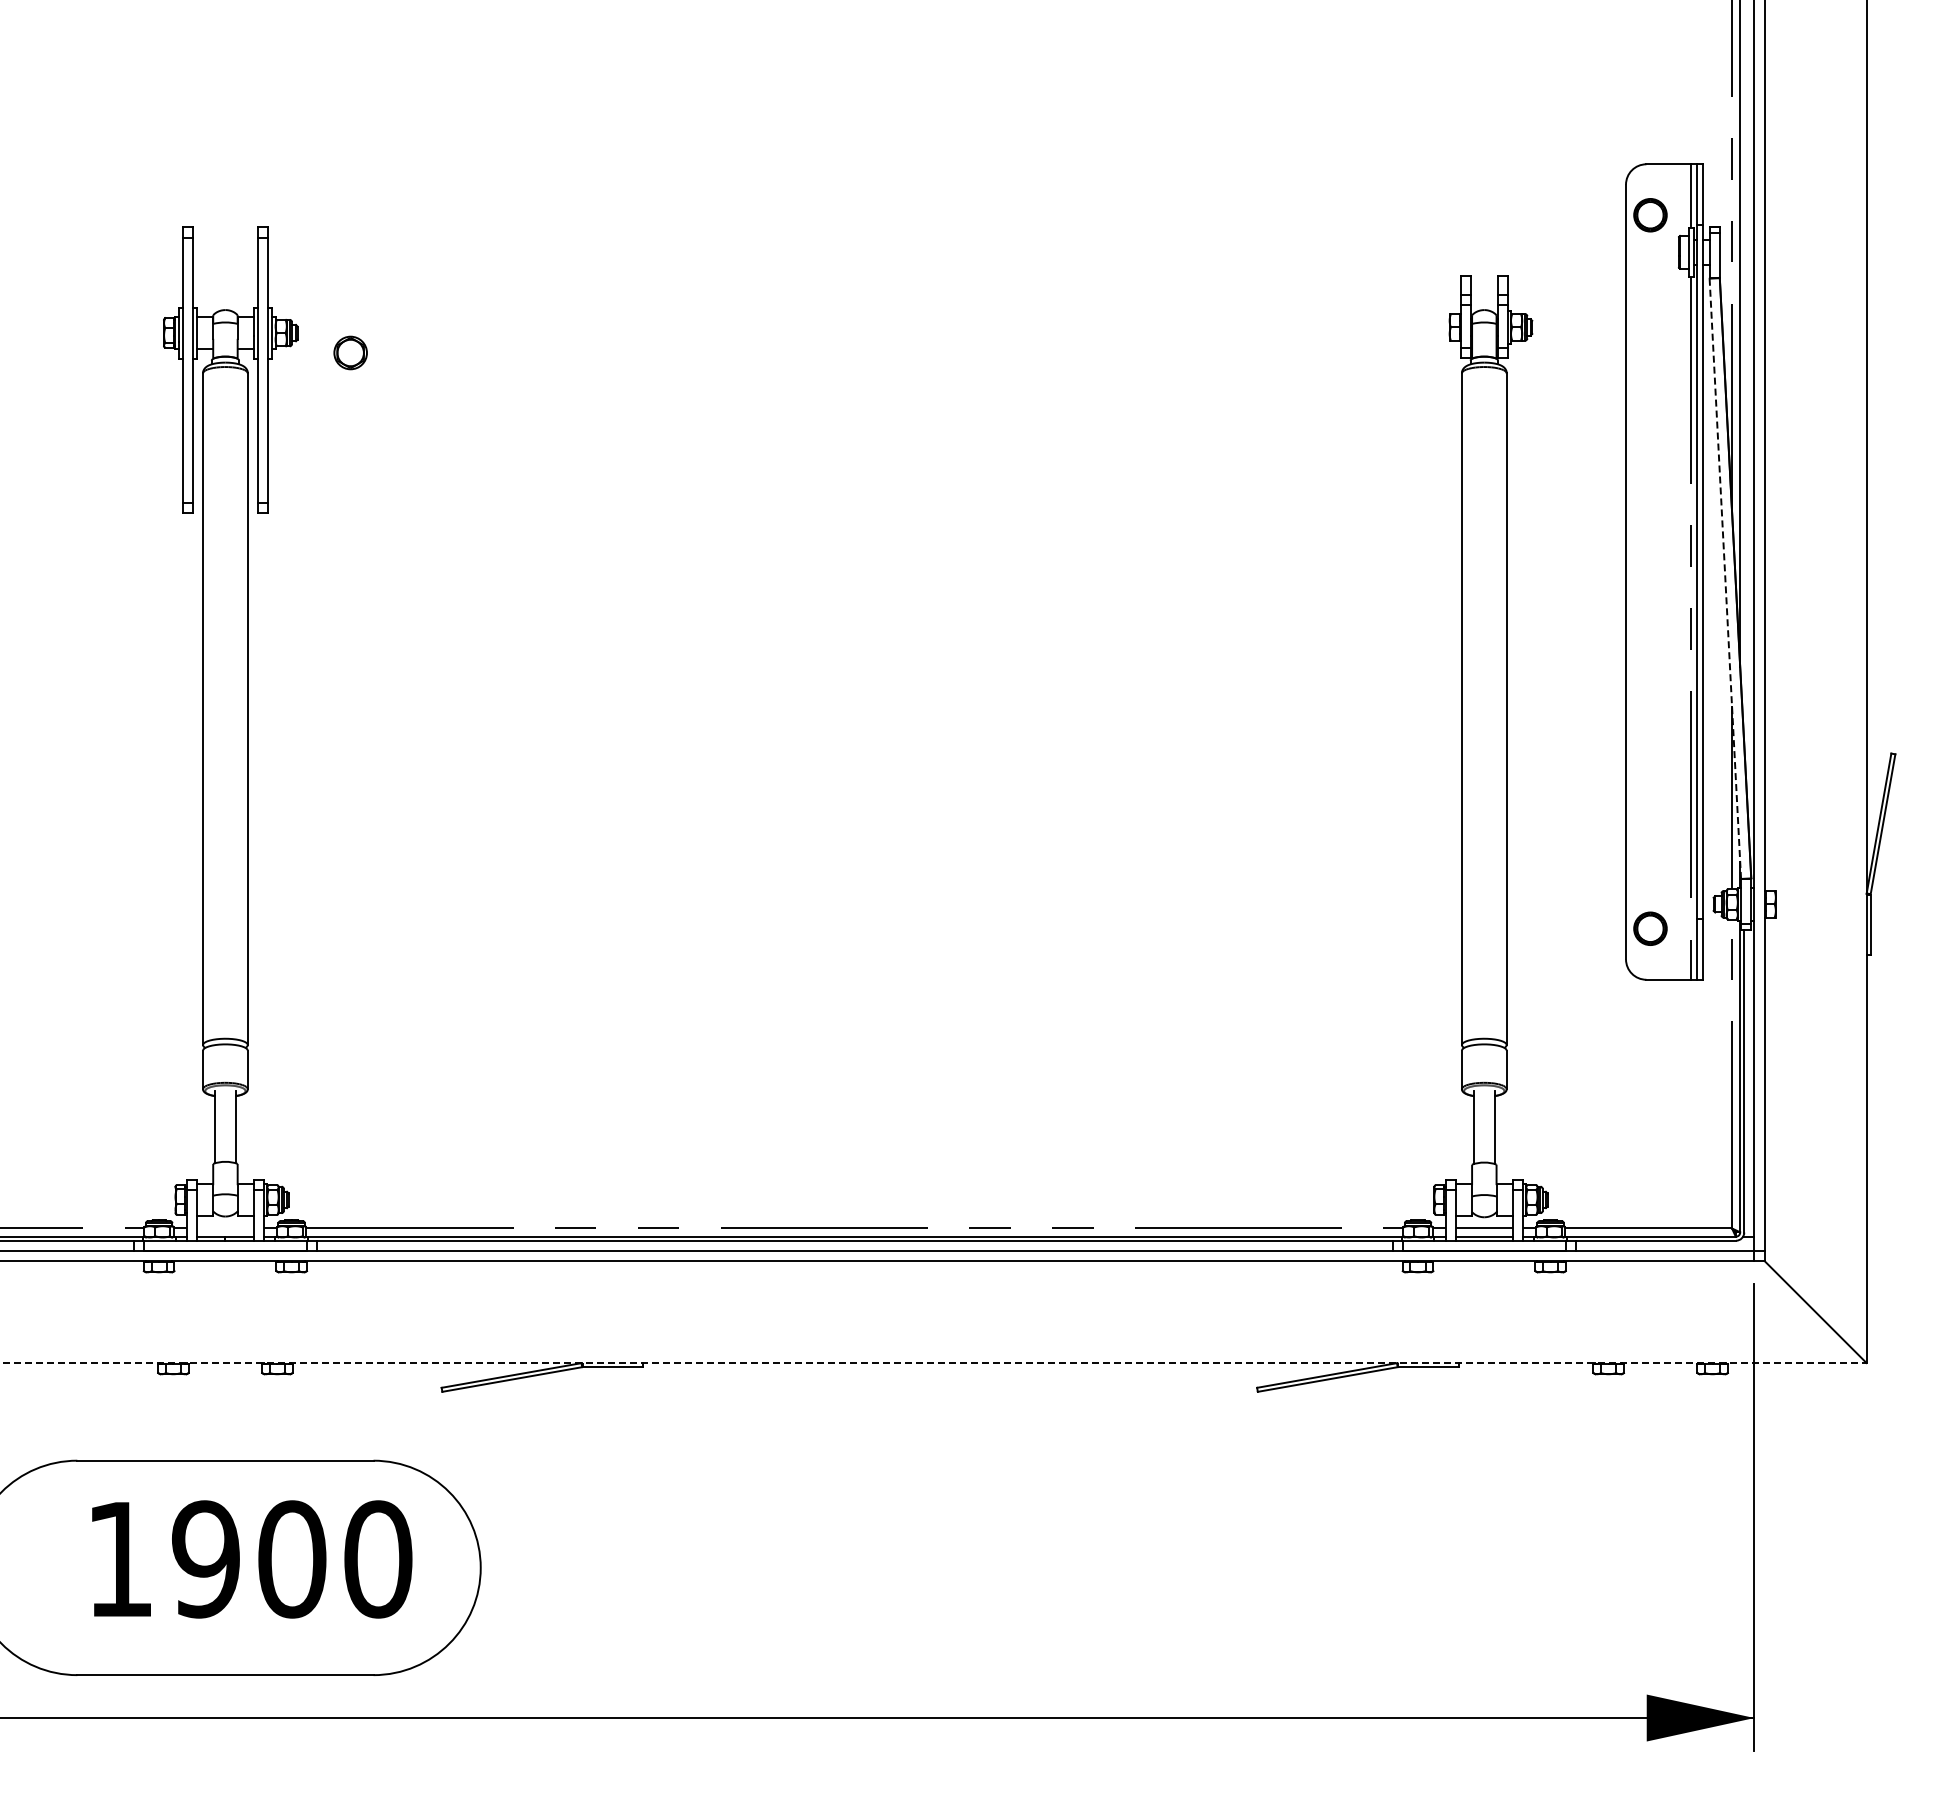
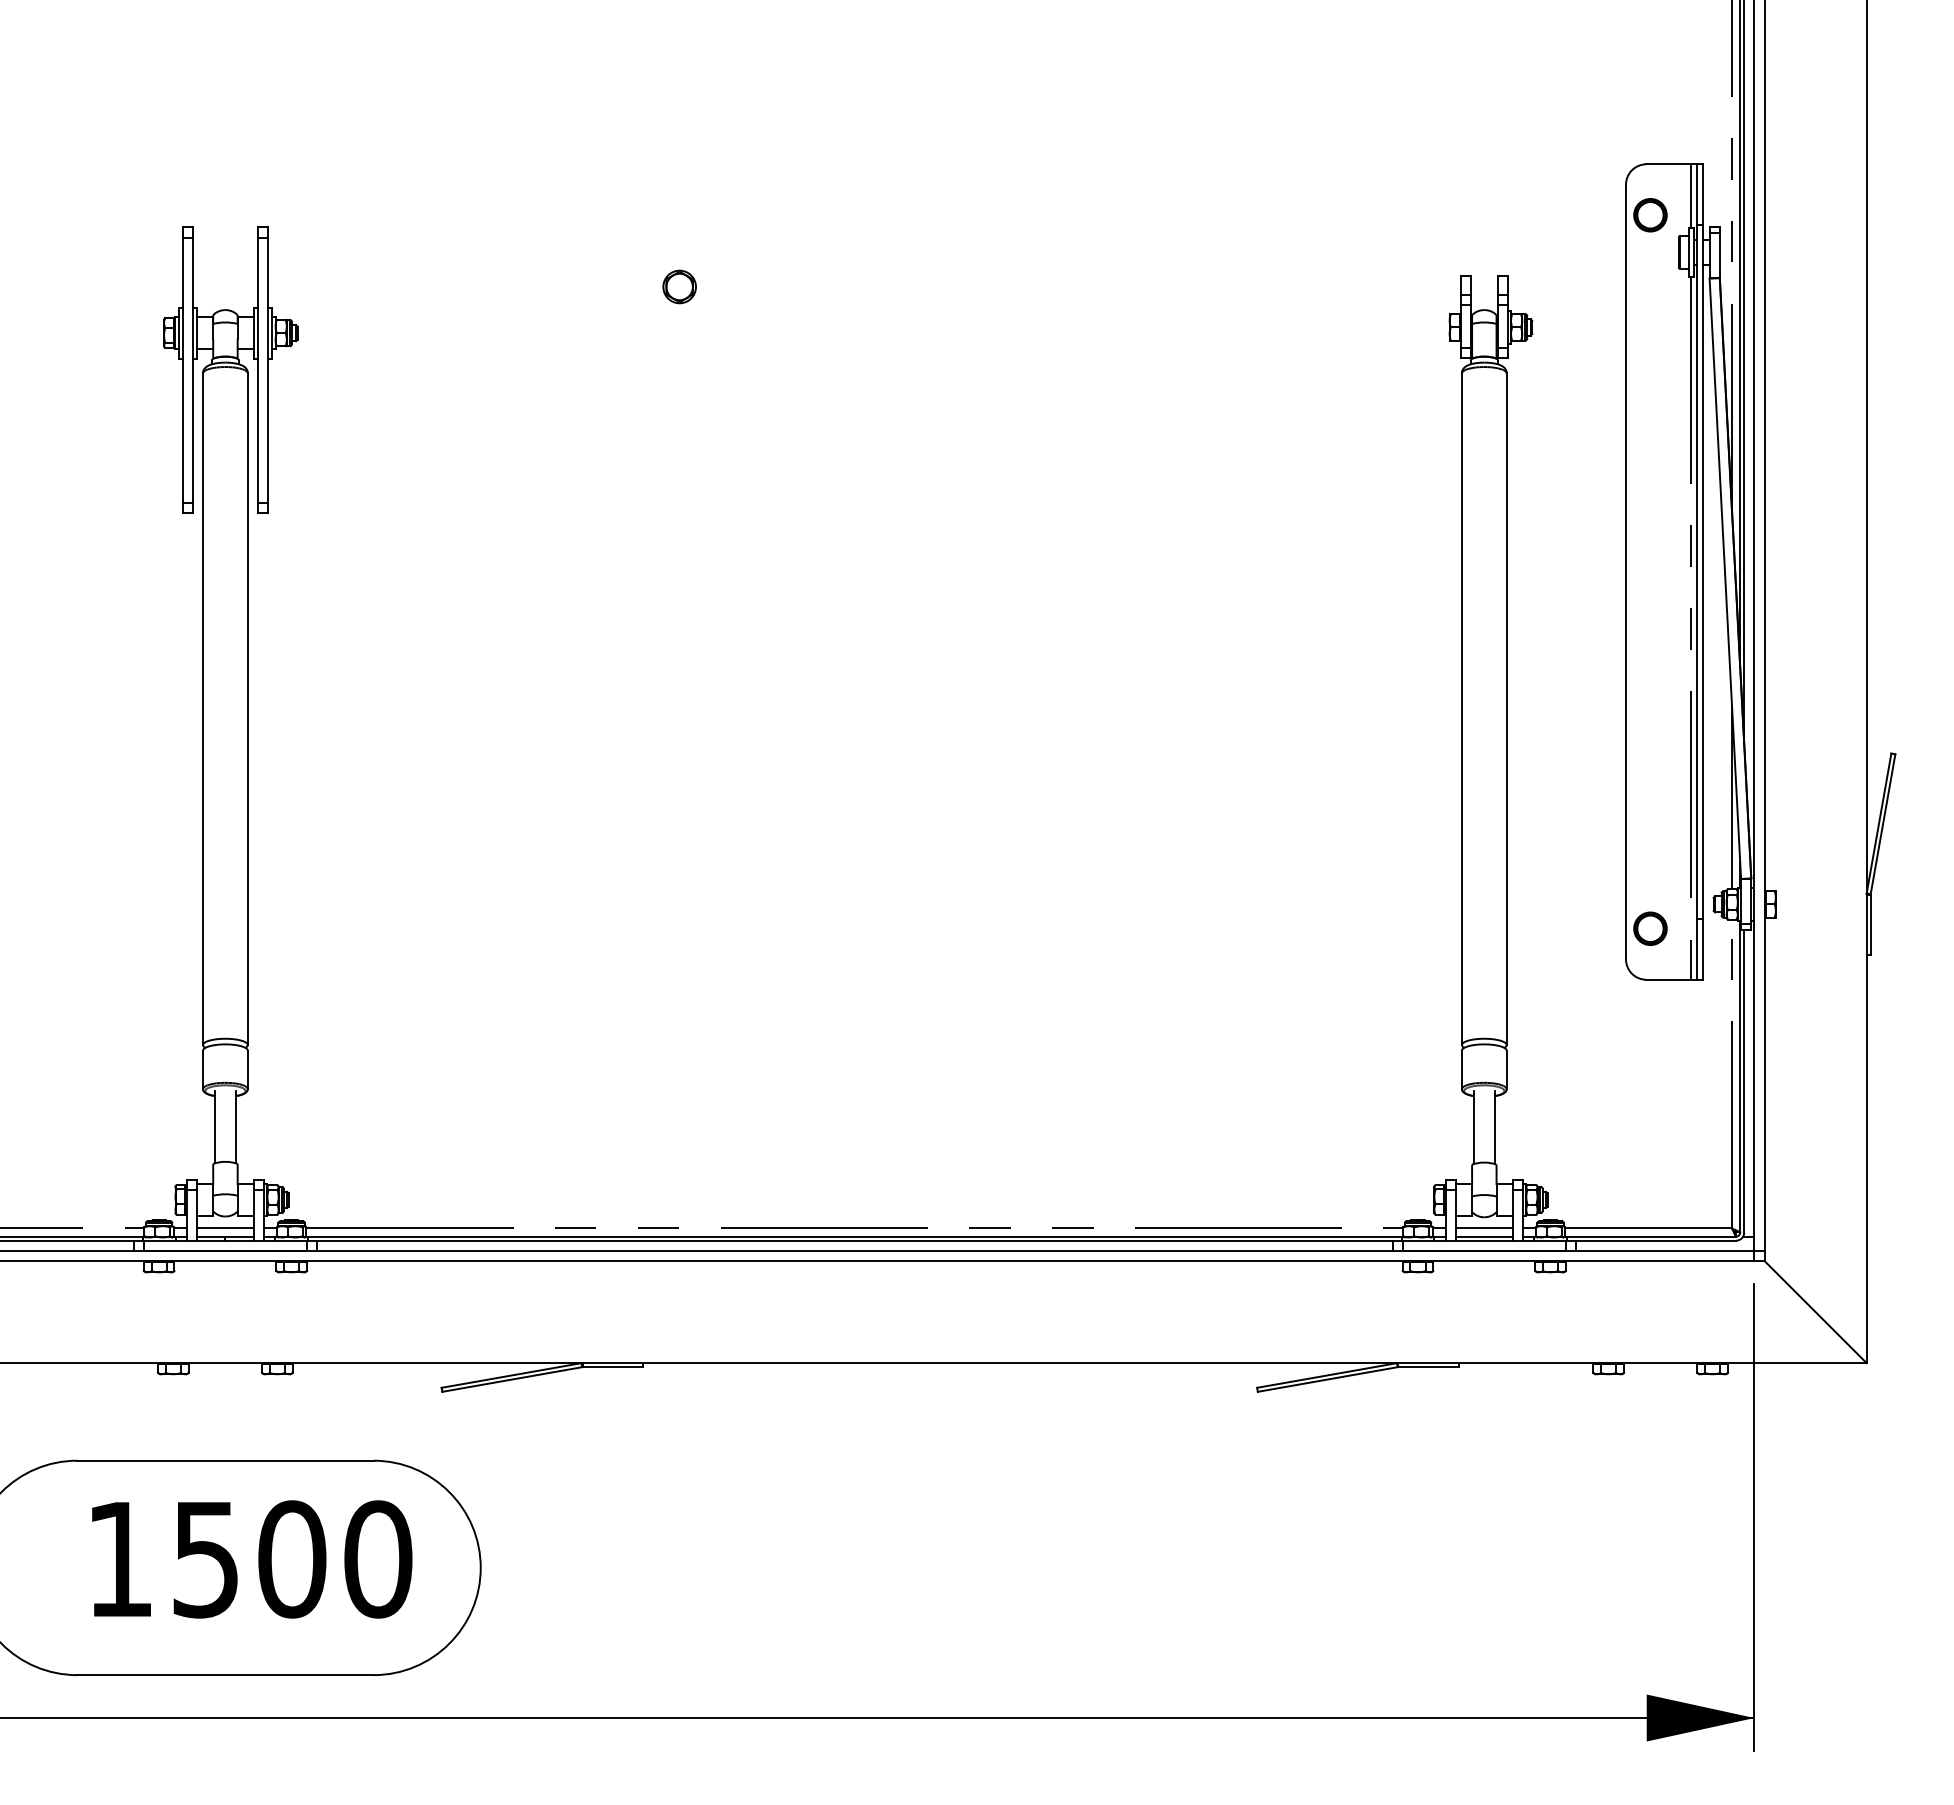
part position: (350, 352) -> (679, 286) (679, 286)
line: none -> present (1744, 373)
line: dashed -> solid (1725, 578)
line: none -> present (224, 1228)
line: dashed -> solid (933, 1363)
text: 1900 -> 1500 (205, 1559)
